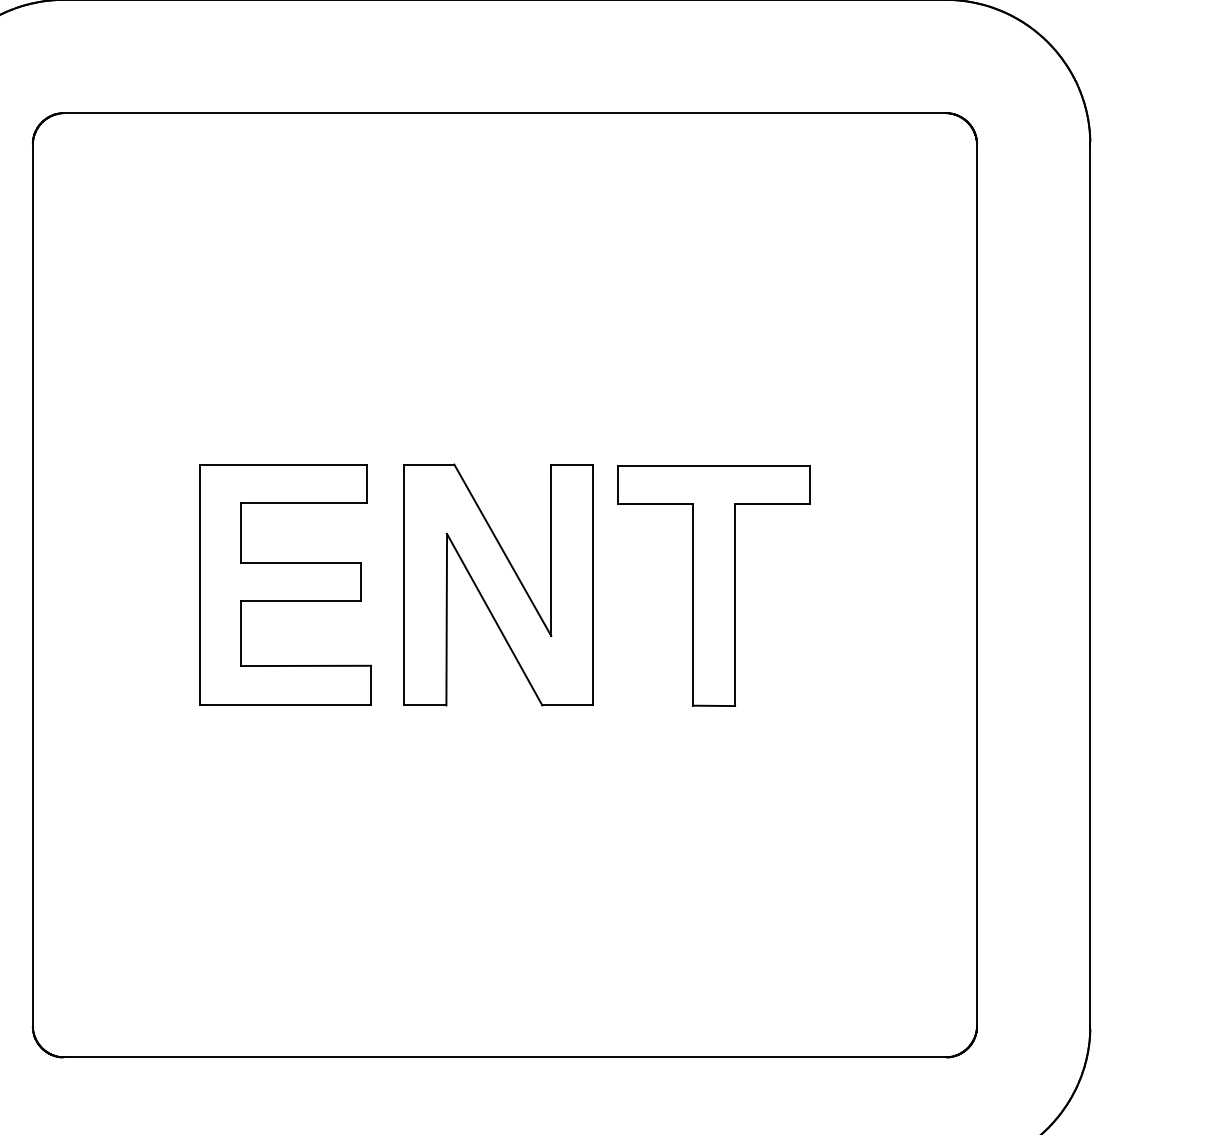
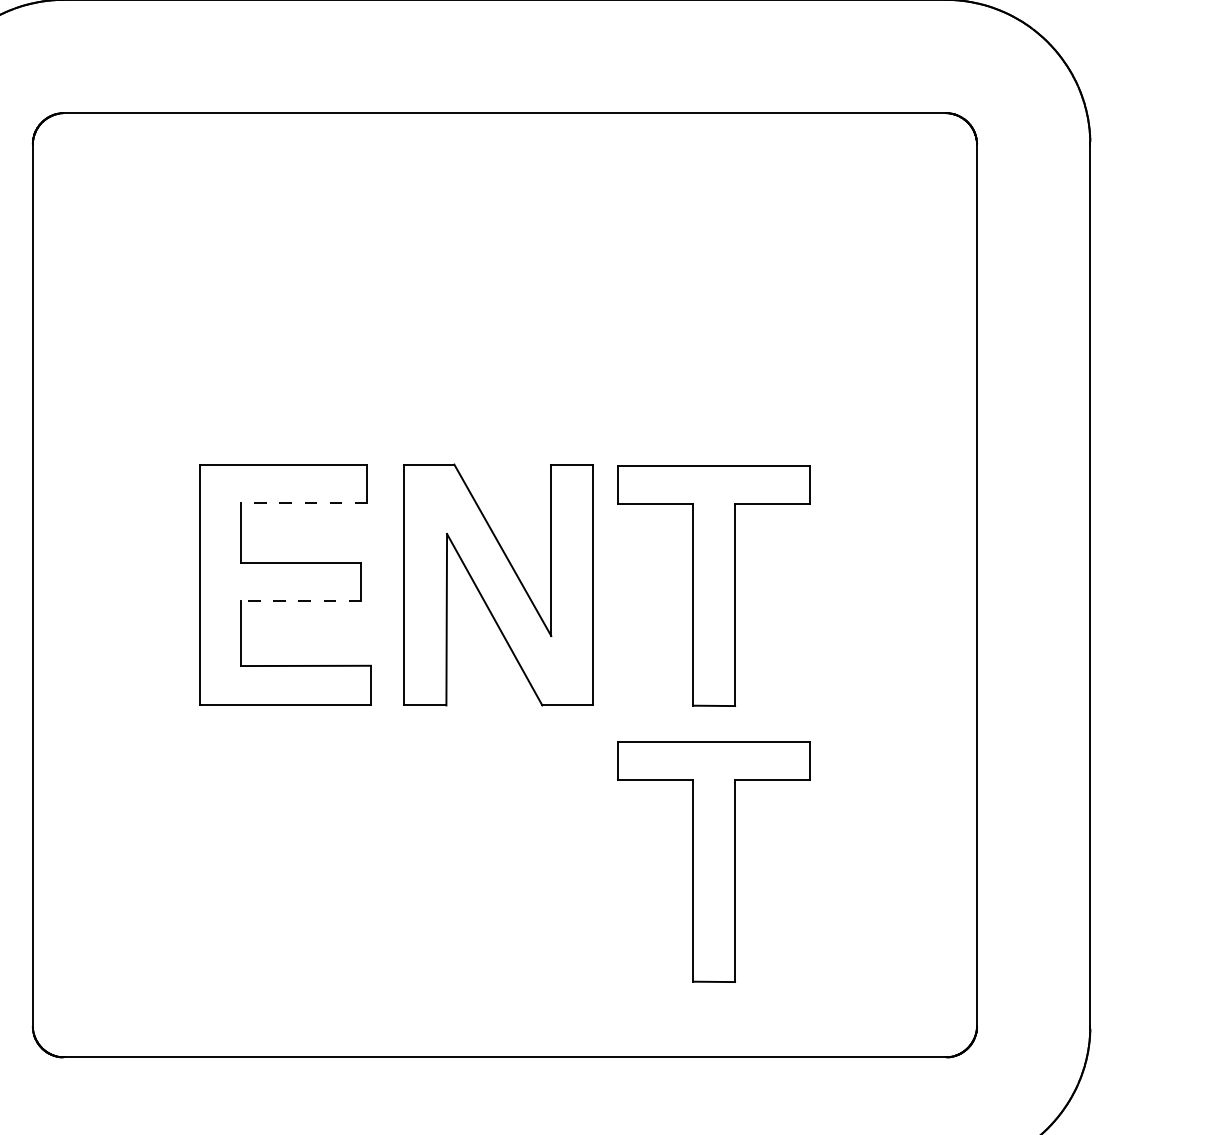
line: solid -> dashed (303, 503)
line: solid -> dashed (300, 601)
part: none -> present (713, 861)
